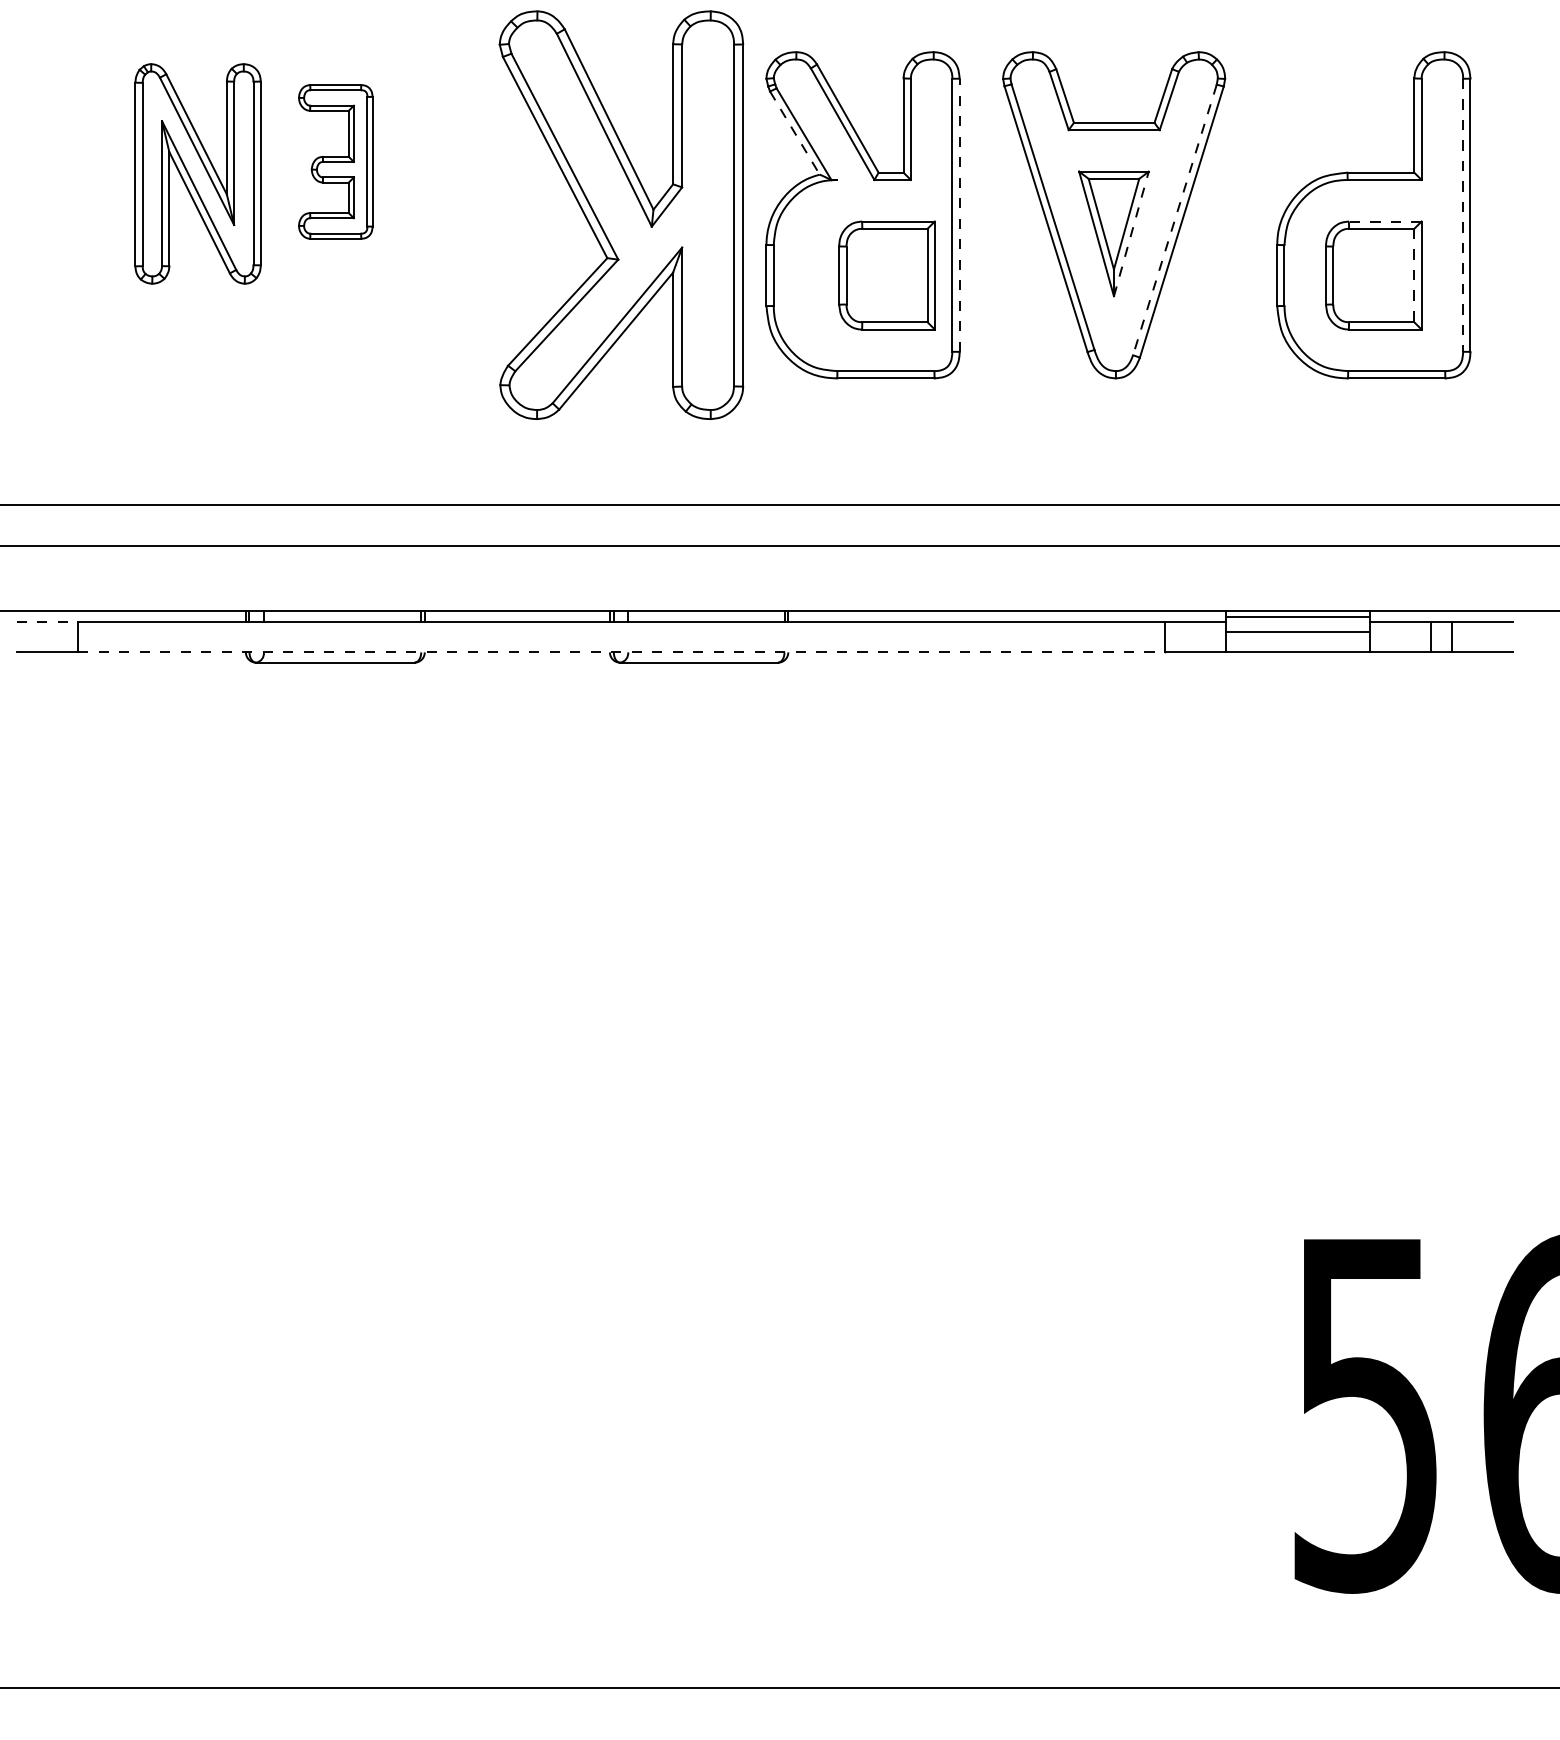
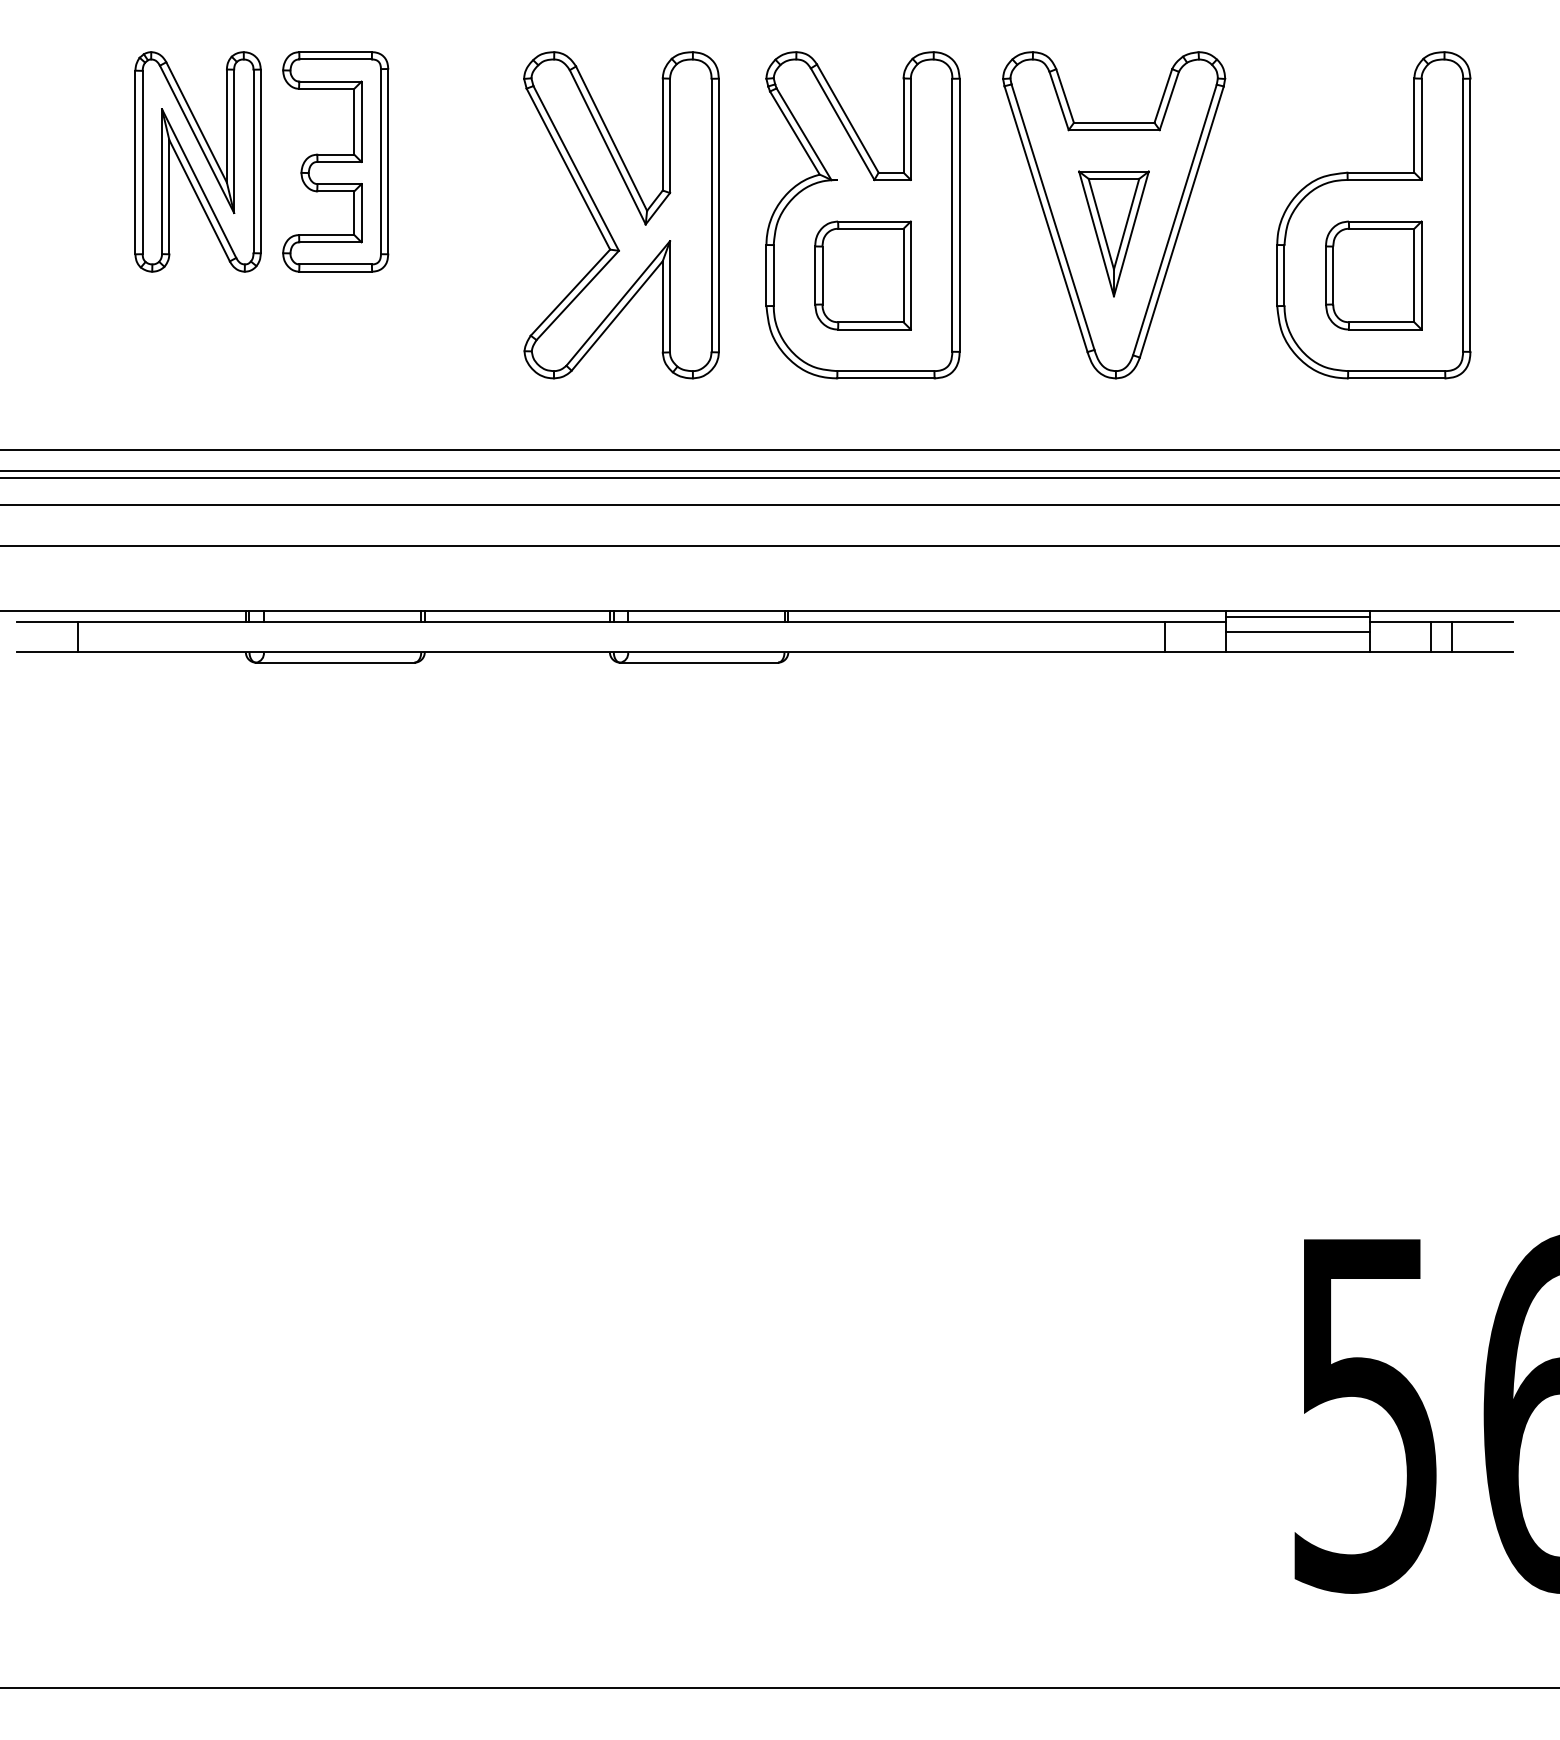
line: dashed -> solid (795, 133)
part size: 76x156 px -> 108x222 px (335, 161)
part position: (197, 173) -> (197, 161) (197, 161)
part size: 247x410 px -> 197x329 px (621, 215)
line: dashed -> solid (959, 215)
line: dashed -> solid (1463, 215)
line: dashed -> solid (1174, 220)
line: dashed -> solid (1384, 221)
line: dashed -> solid (1131, 234)
part position: (886, 275) -> (862, 275) (862, 275)
line: dashed -> solid (1414, 275)
line: none -> present (779, 450)
line: none -> present (779, 470)
line: none -> present (779, 478)
line: dashed -> solid (47, 621)
line: dashed -> solid (621, 652)
